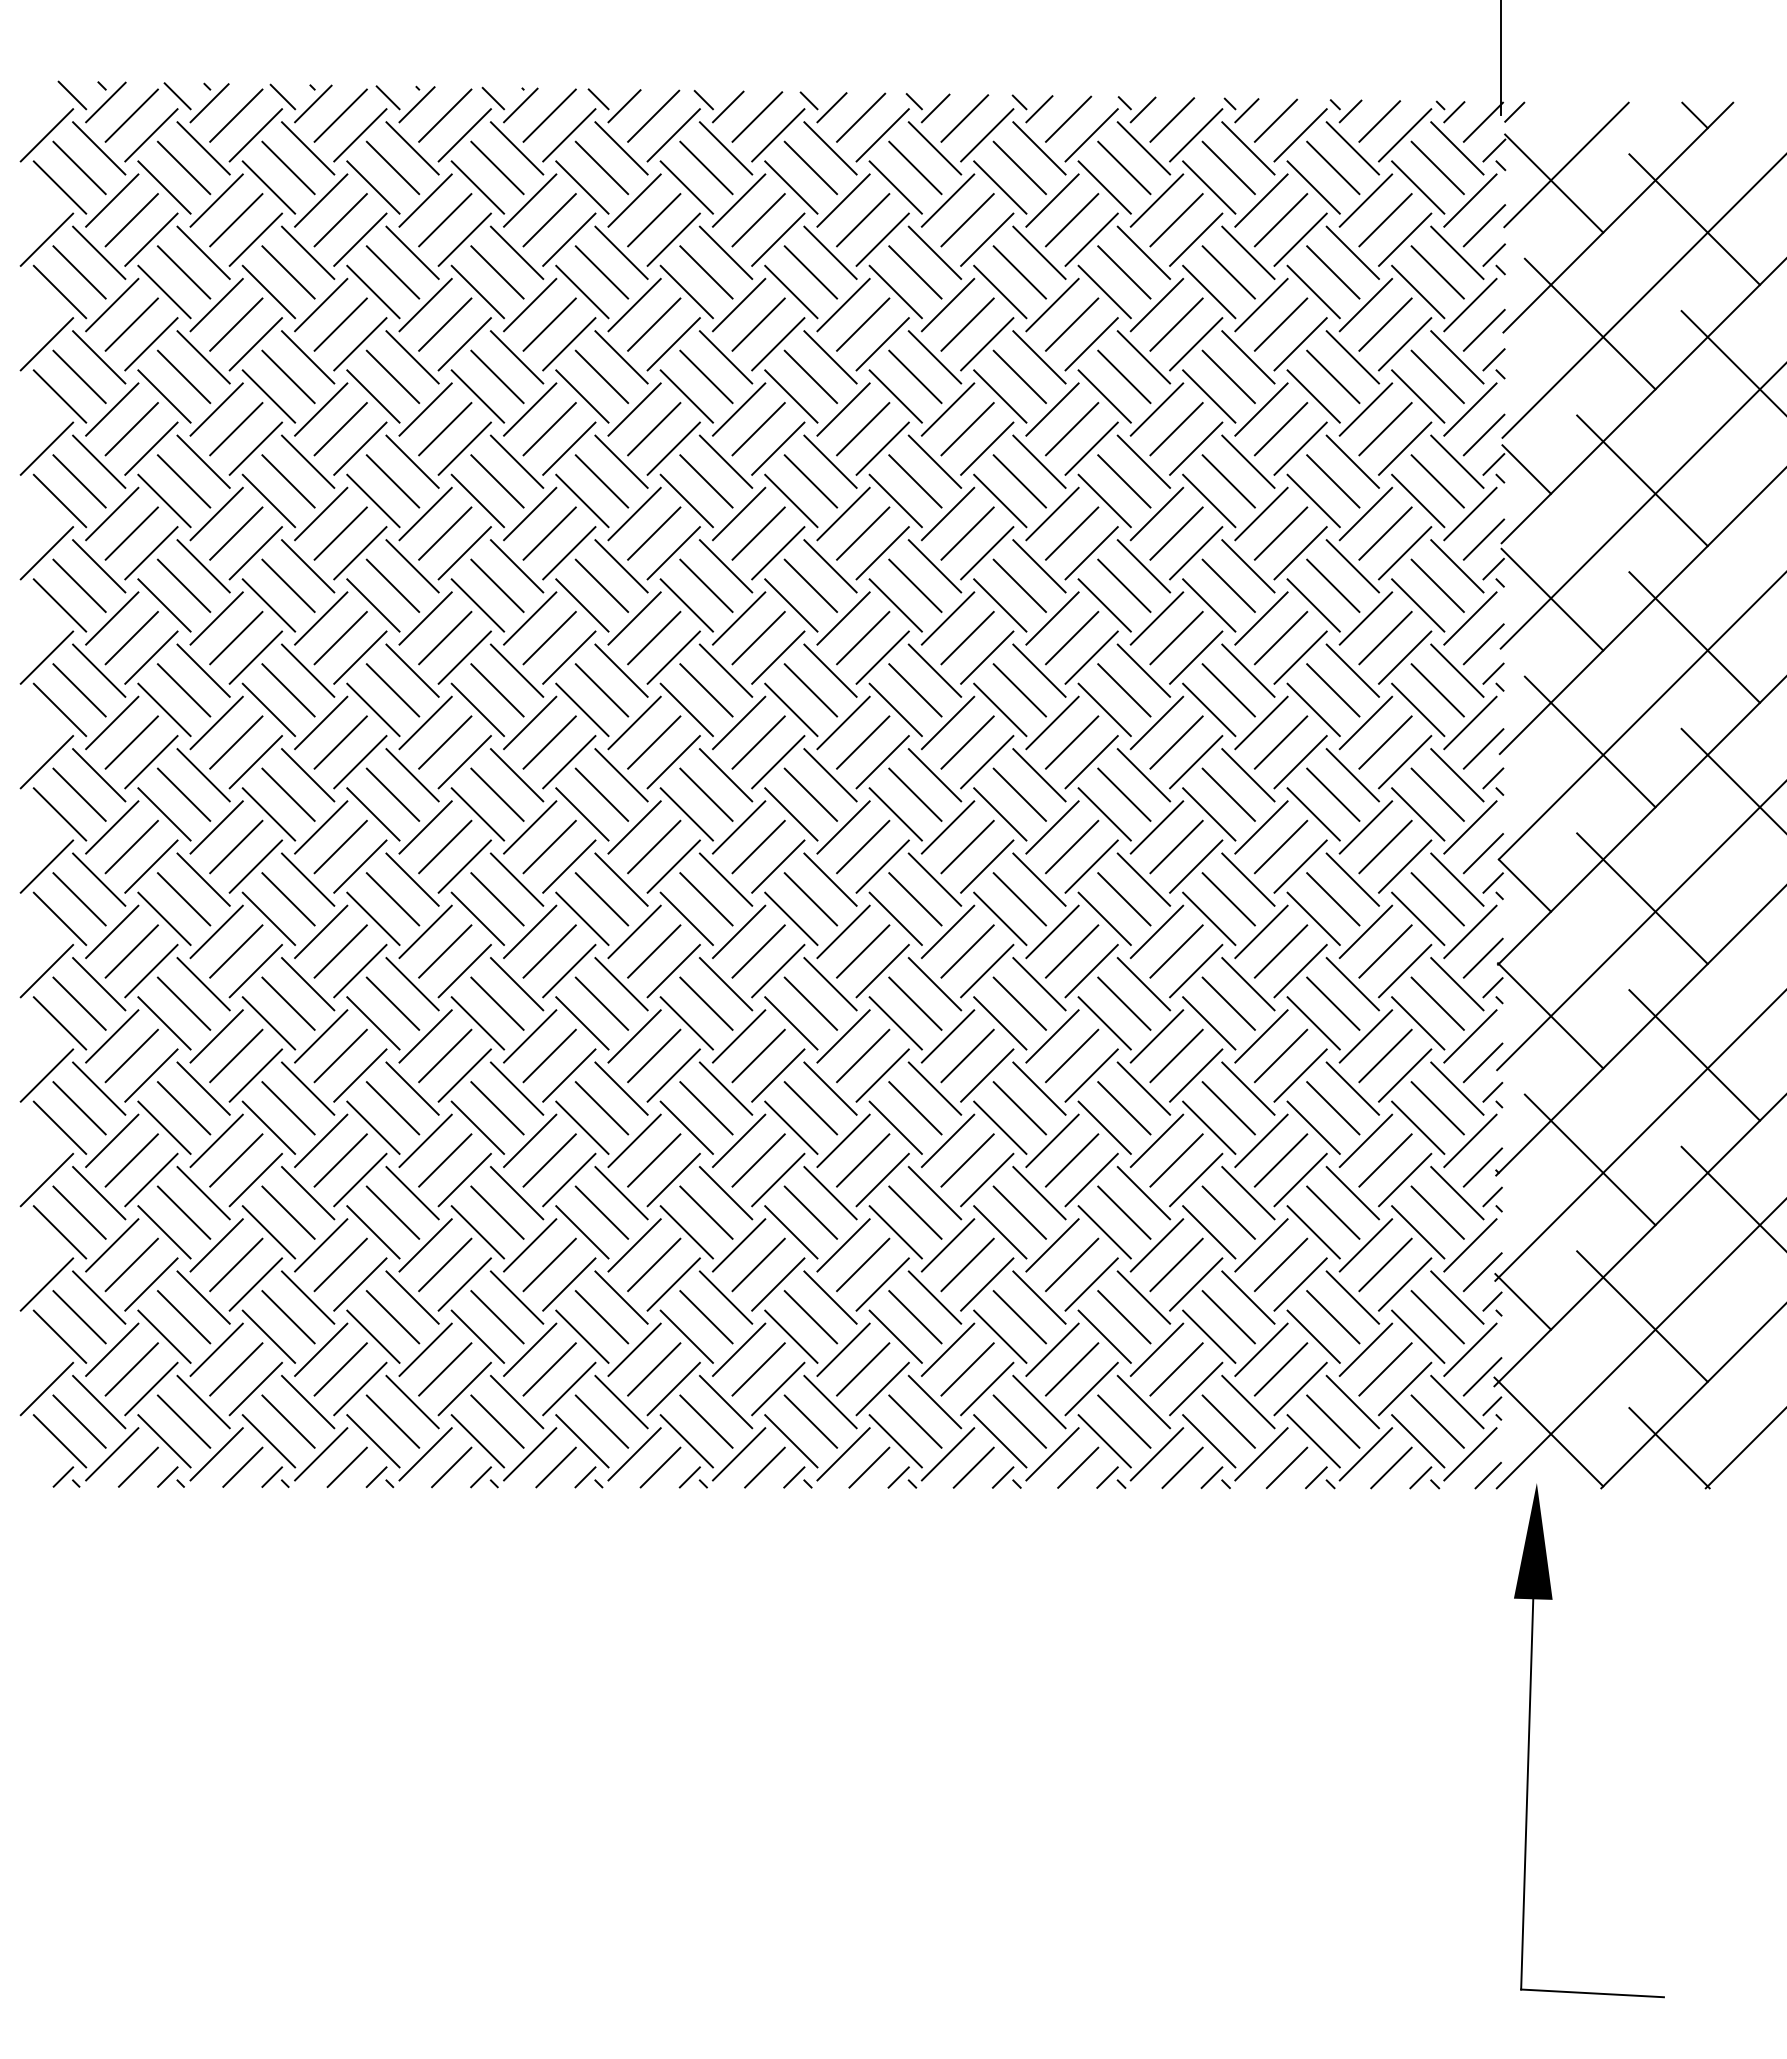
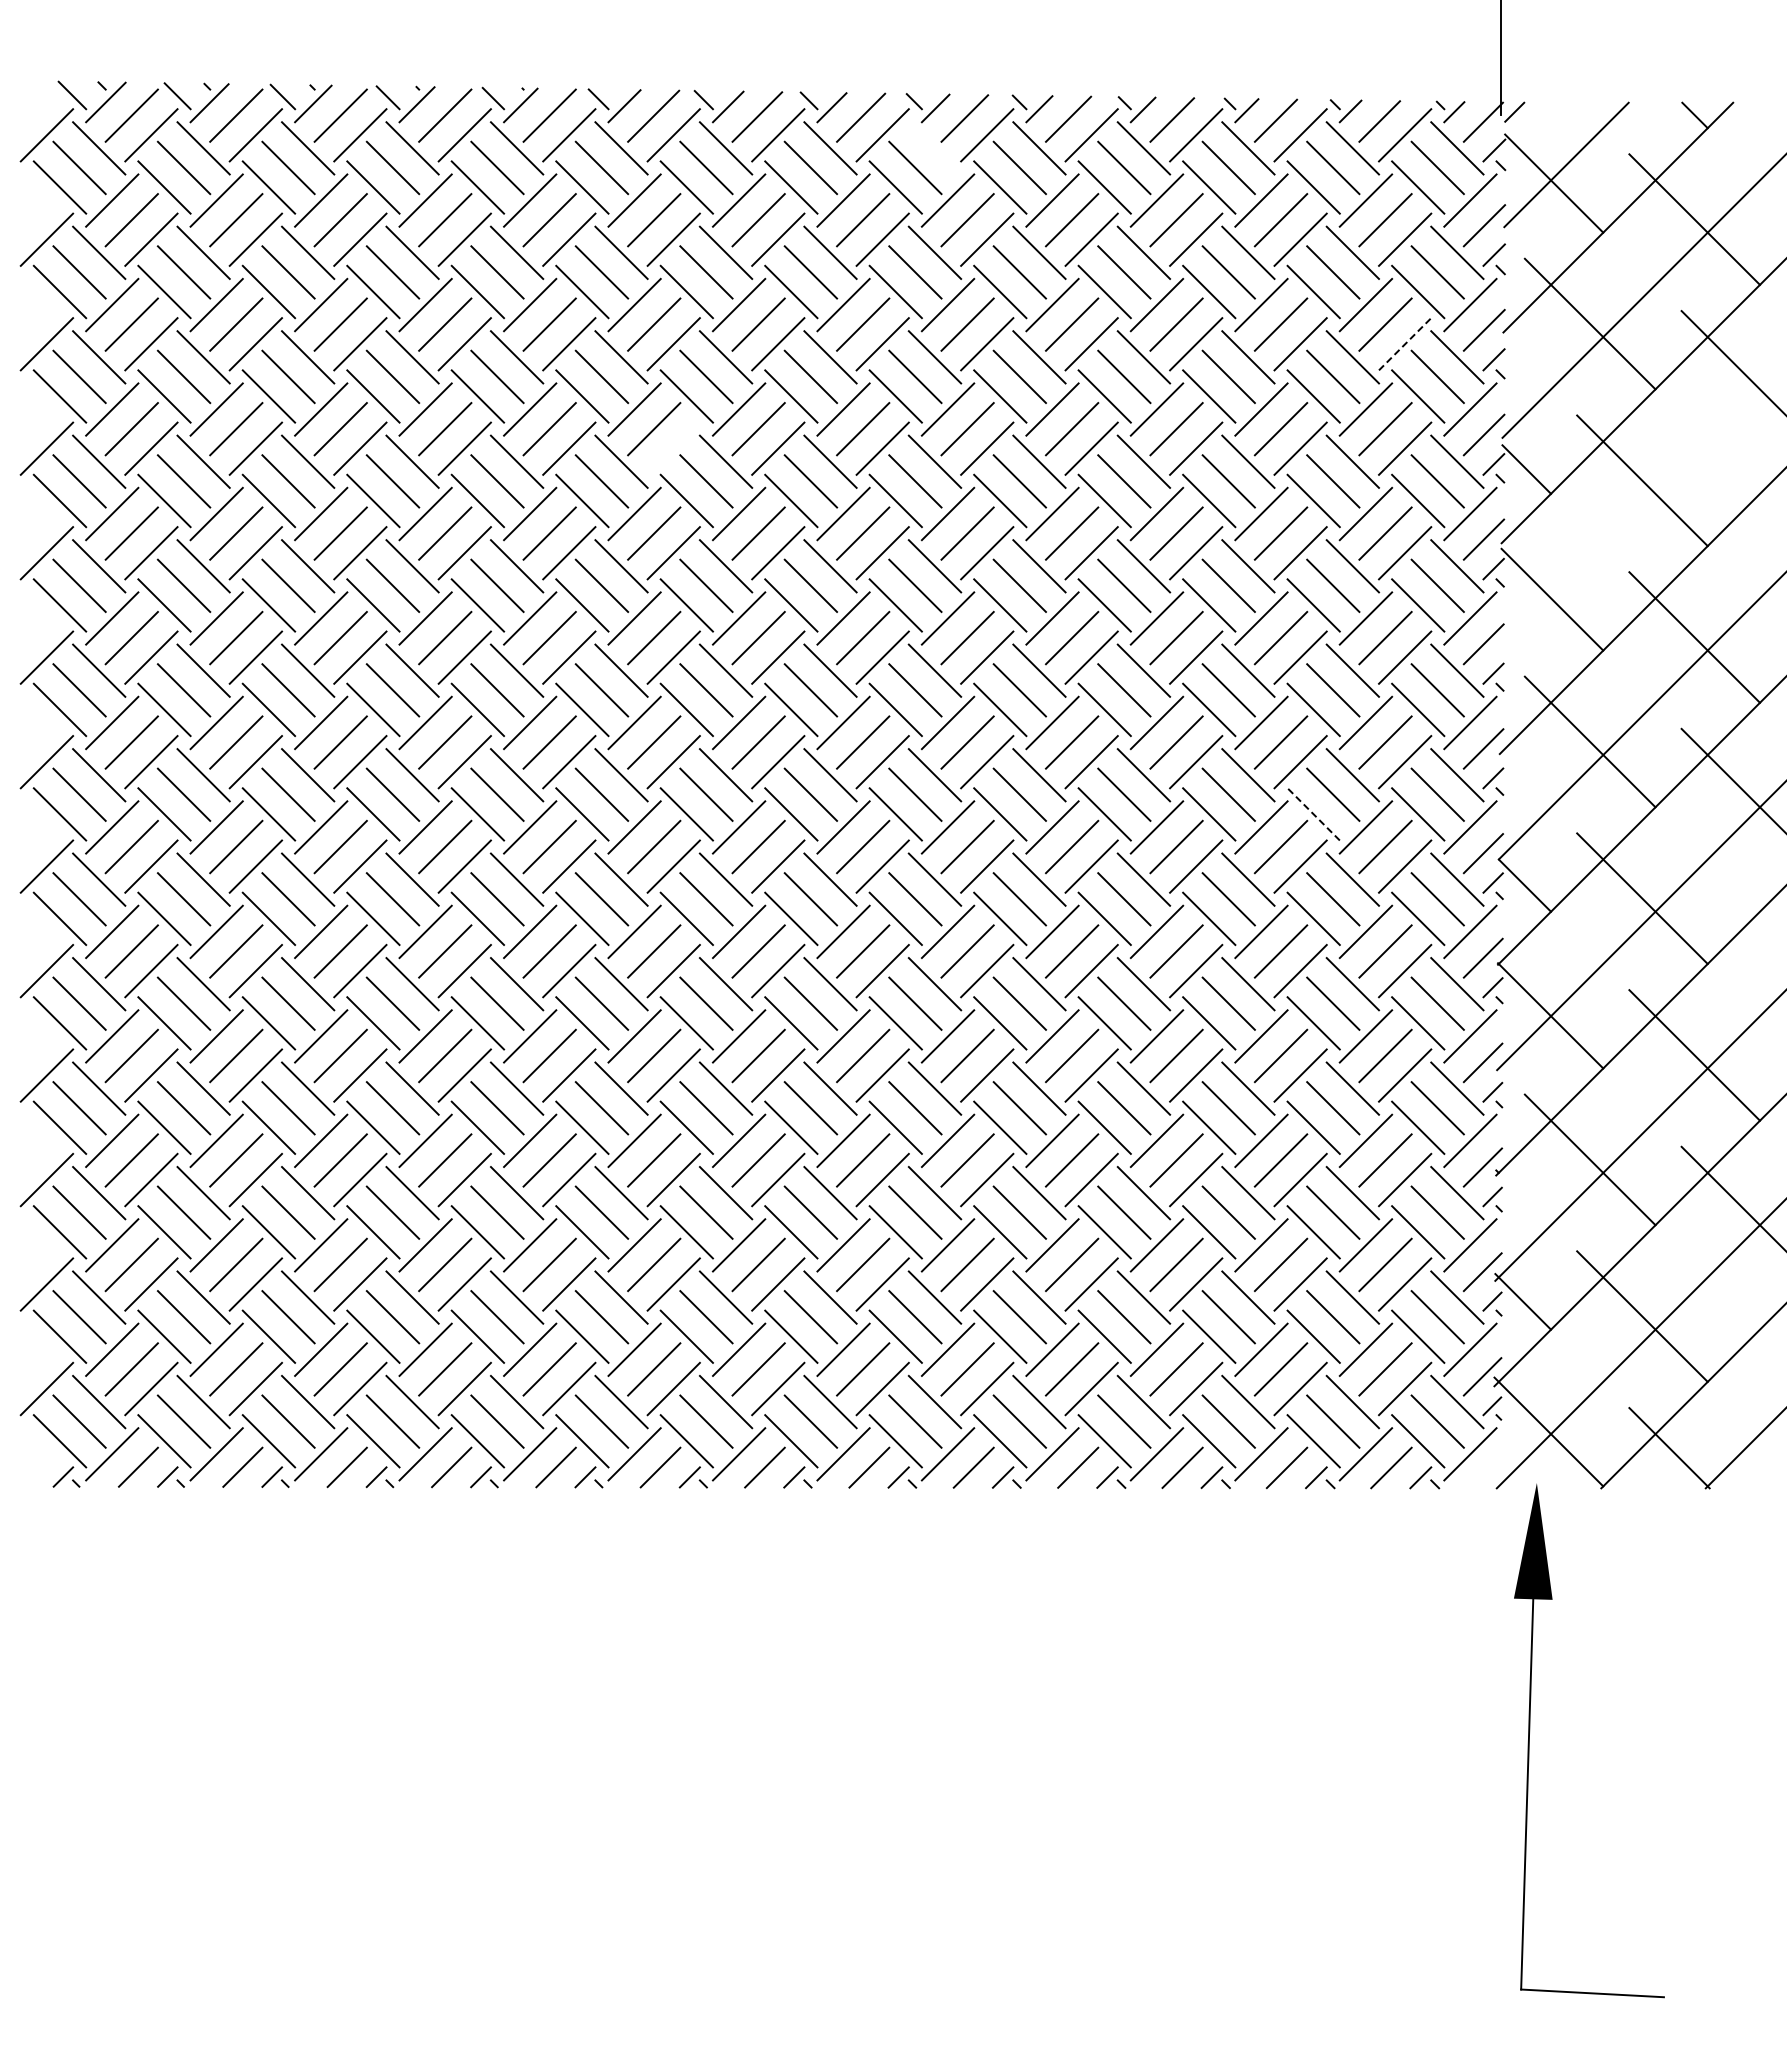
line: present -> none (934, 148)
line: solid -> dashed (1405, 344)
line: present -> none (673, 448)
line: present -> none (1641, 506)
line: solid -> dashed (1313, 814)
line: present -> none (1487, 1475)
